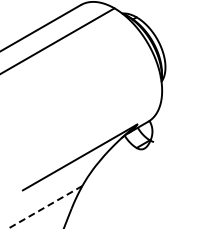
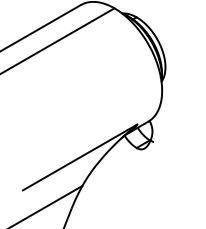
line: dashed -> solid (45, 207)
